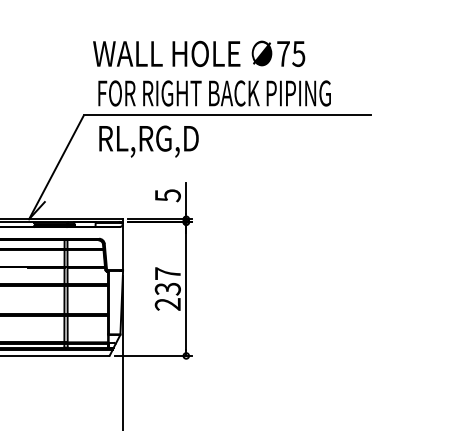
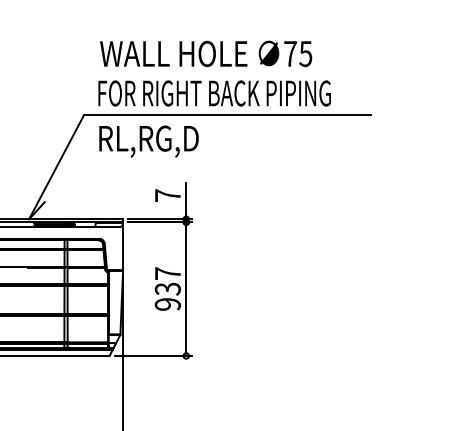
text position: (199, 53) -> (206, 53) (206, 53)
text: 5 -> 7 (167, 195)
text: 237 -> 937 (167, 304)
